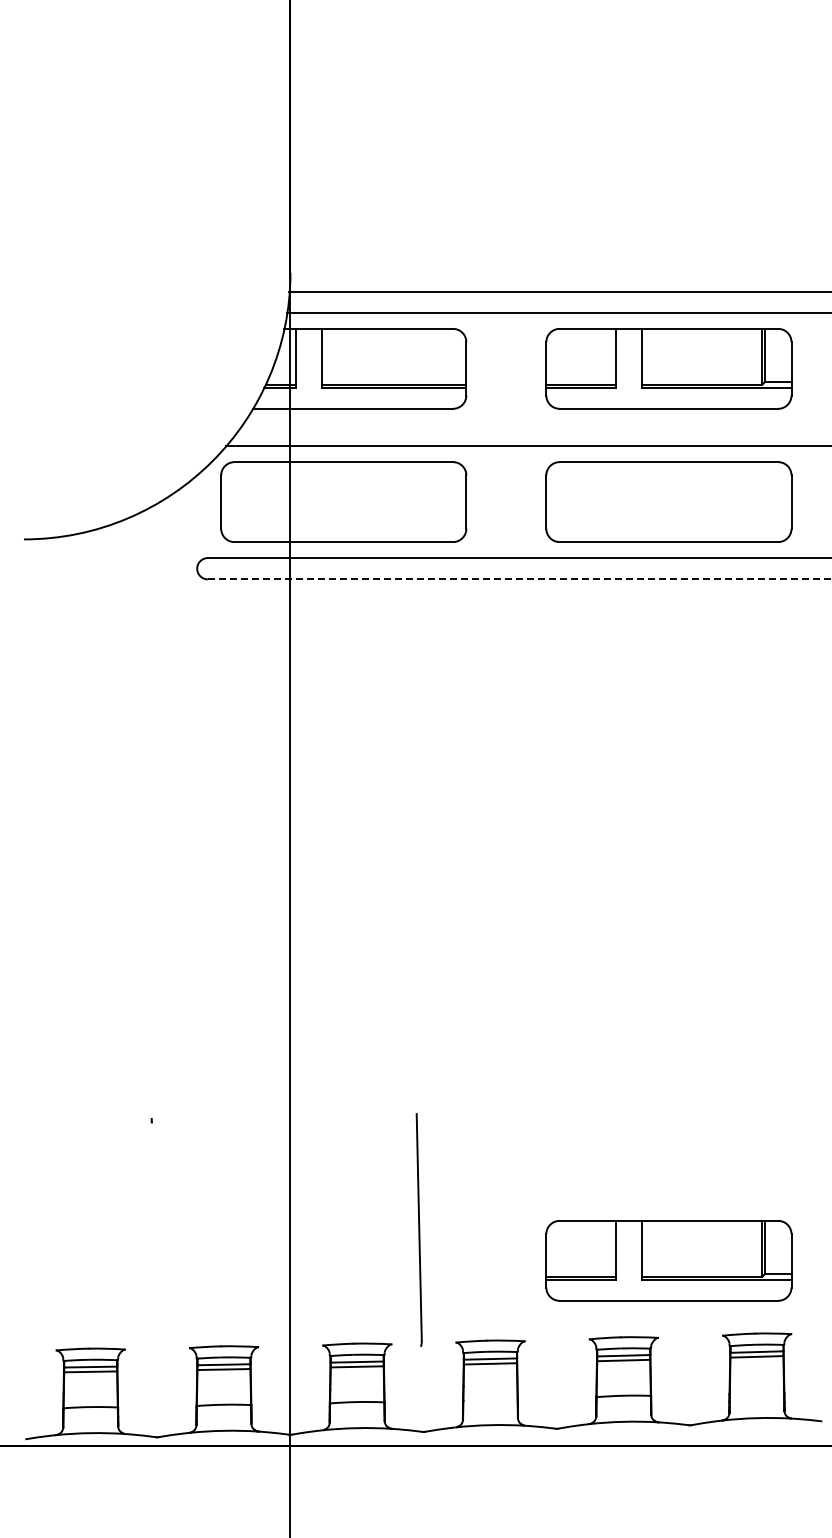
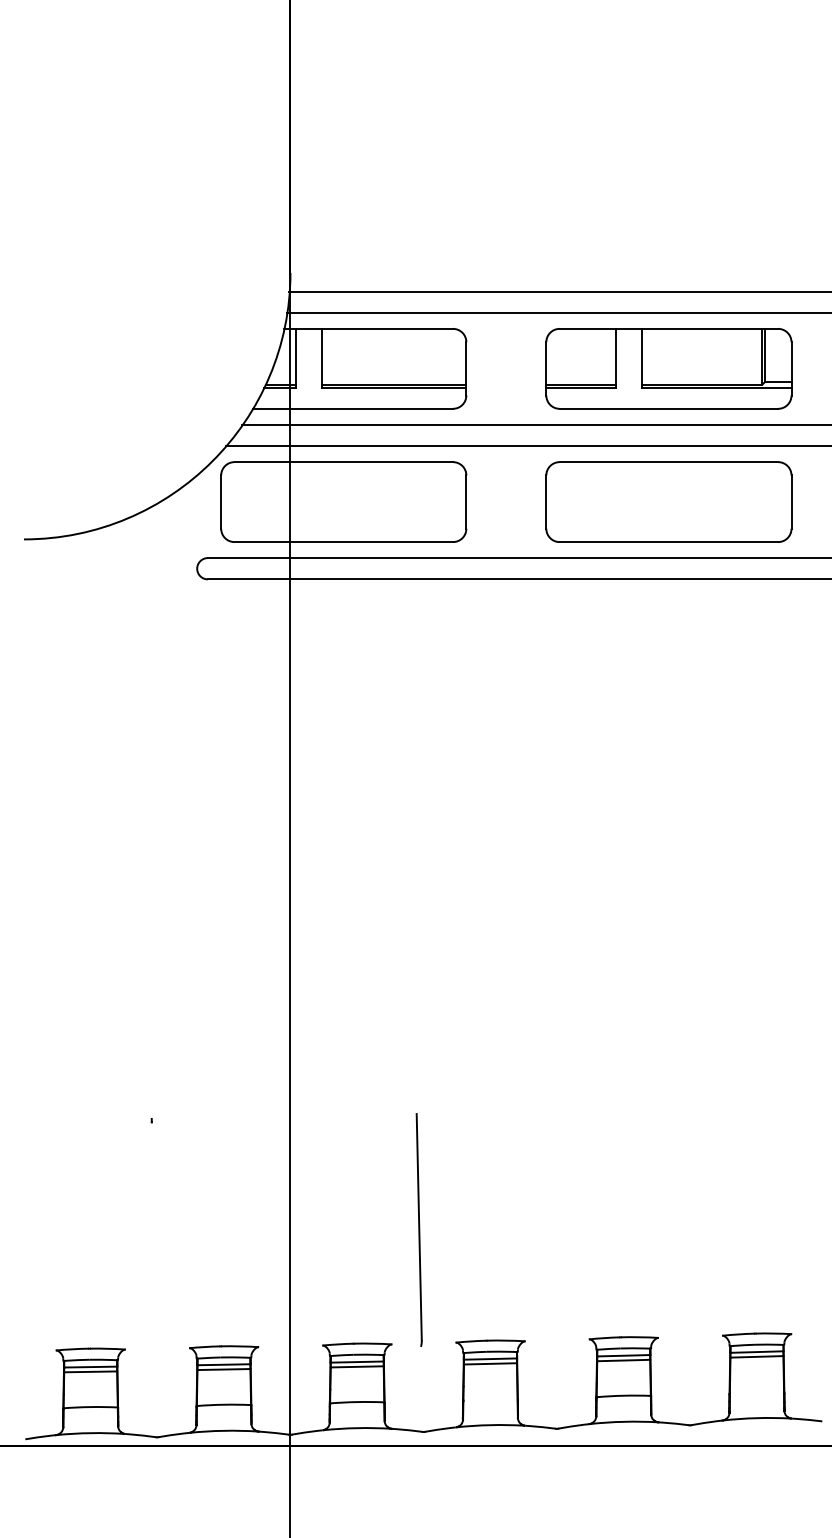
line: none -> present (535, 424)
line: dashed -> solid (519, 579)
part: present -> none (668, 1260)
